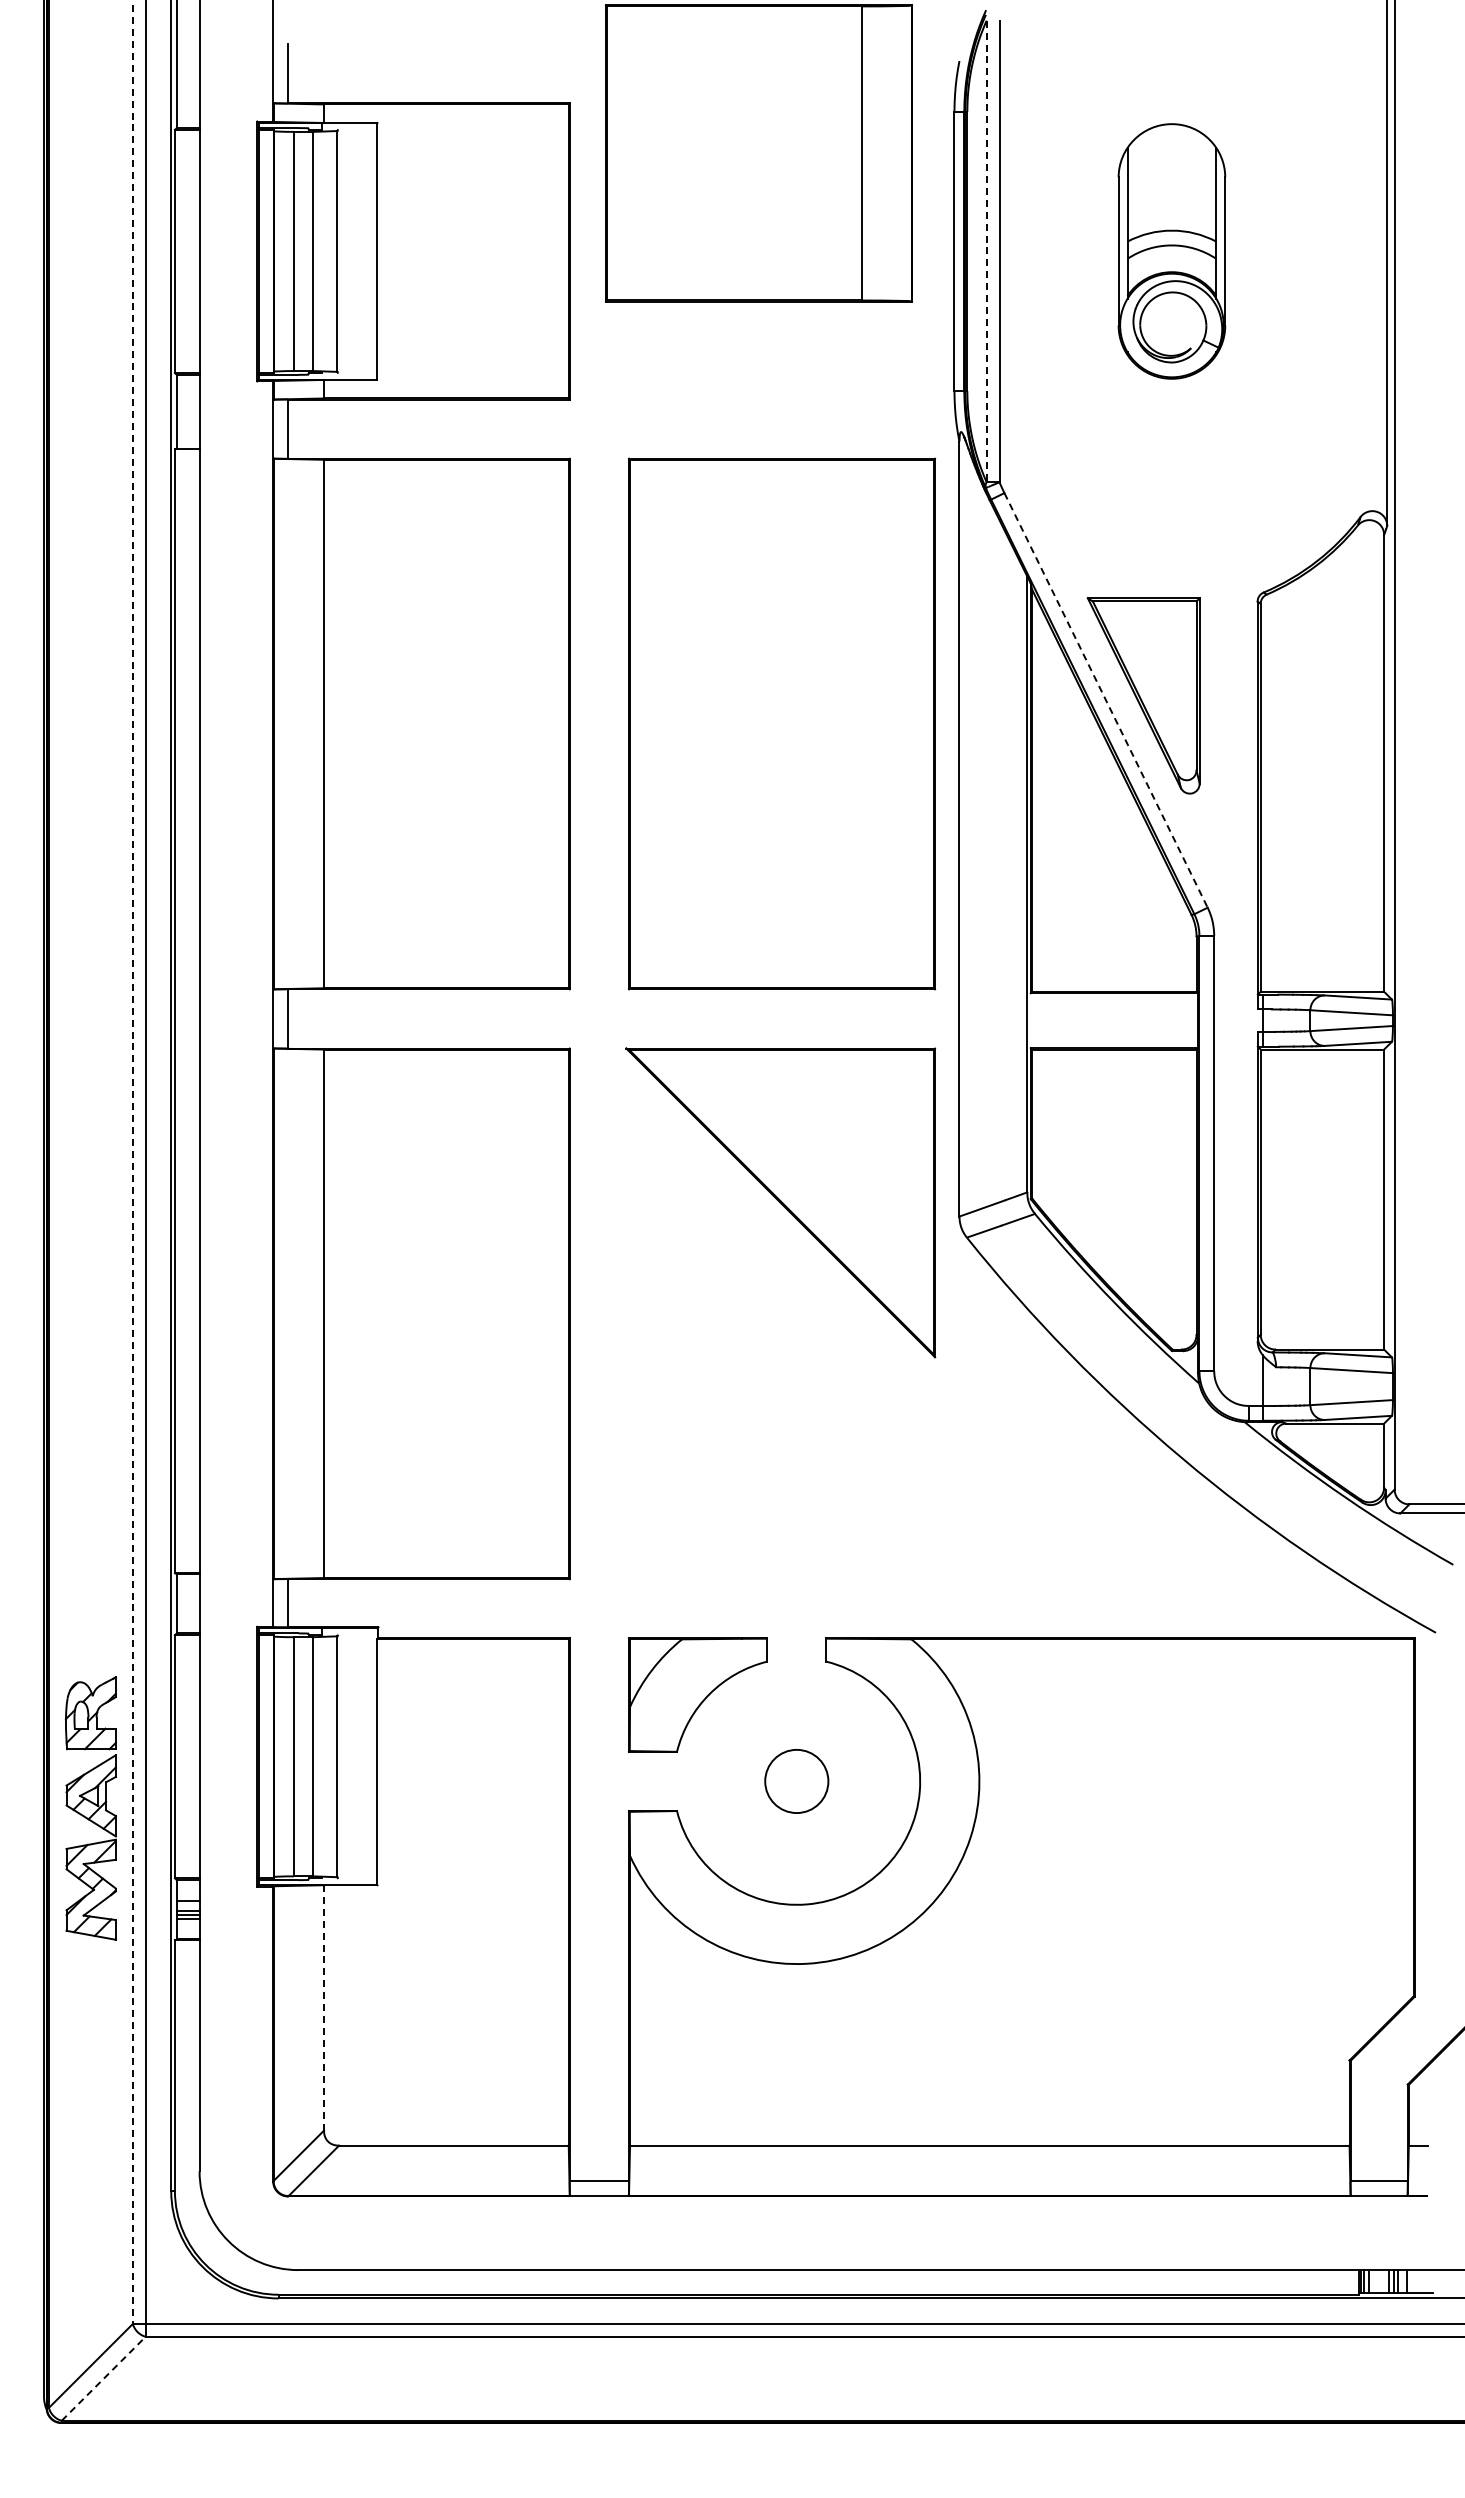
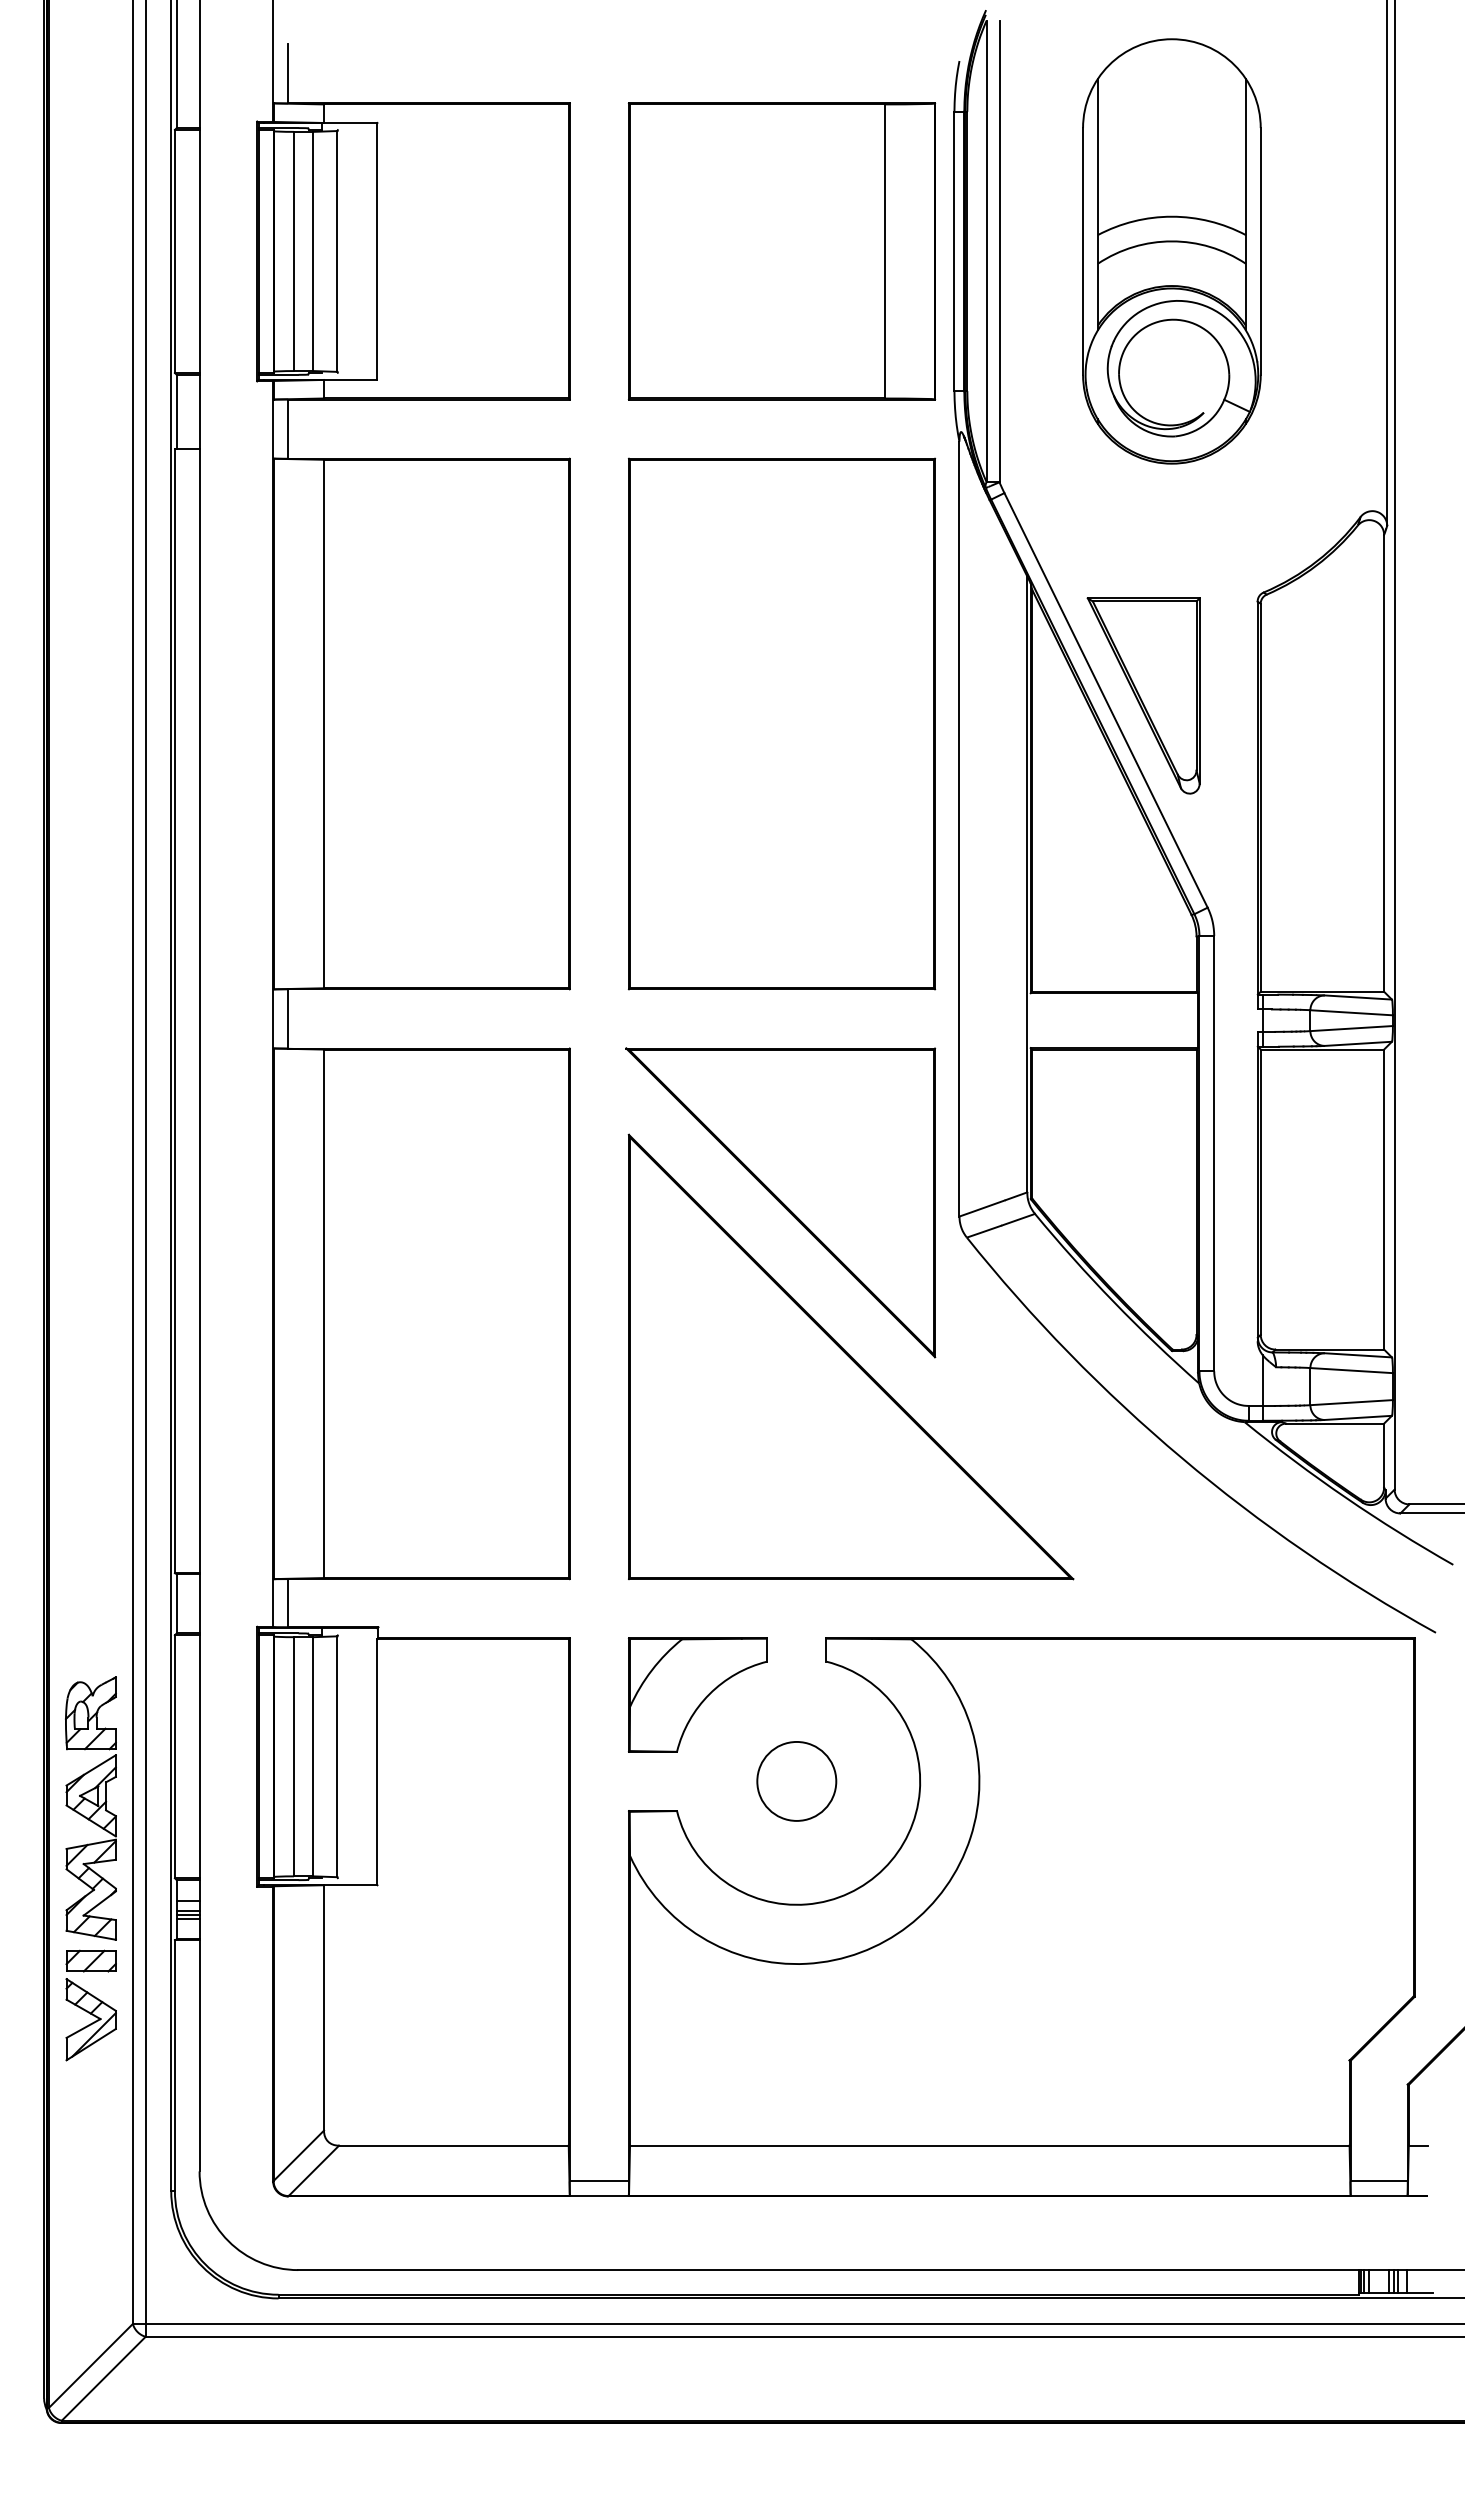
part position: (758, 153) -> (781, 251) (781, 251)
line: dashed -> solid (986, 251)
part size: 110x257 px -> 180x427 px (1171, 251)
line: dashed -> solid (1106, 700)
line: dashed -> solid (132, 1162)
part: none -> present (850, 1356)
circle diameter: 63 px -> 79 px (796, 1780)
part: none -> present (90, 2005)
line: dashed -> solid (324, 2007)
line: dashed -> solid (104, 2378)
